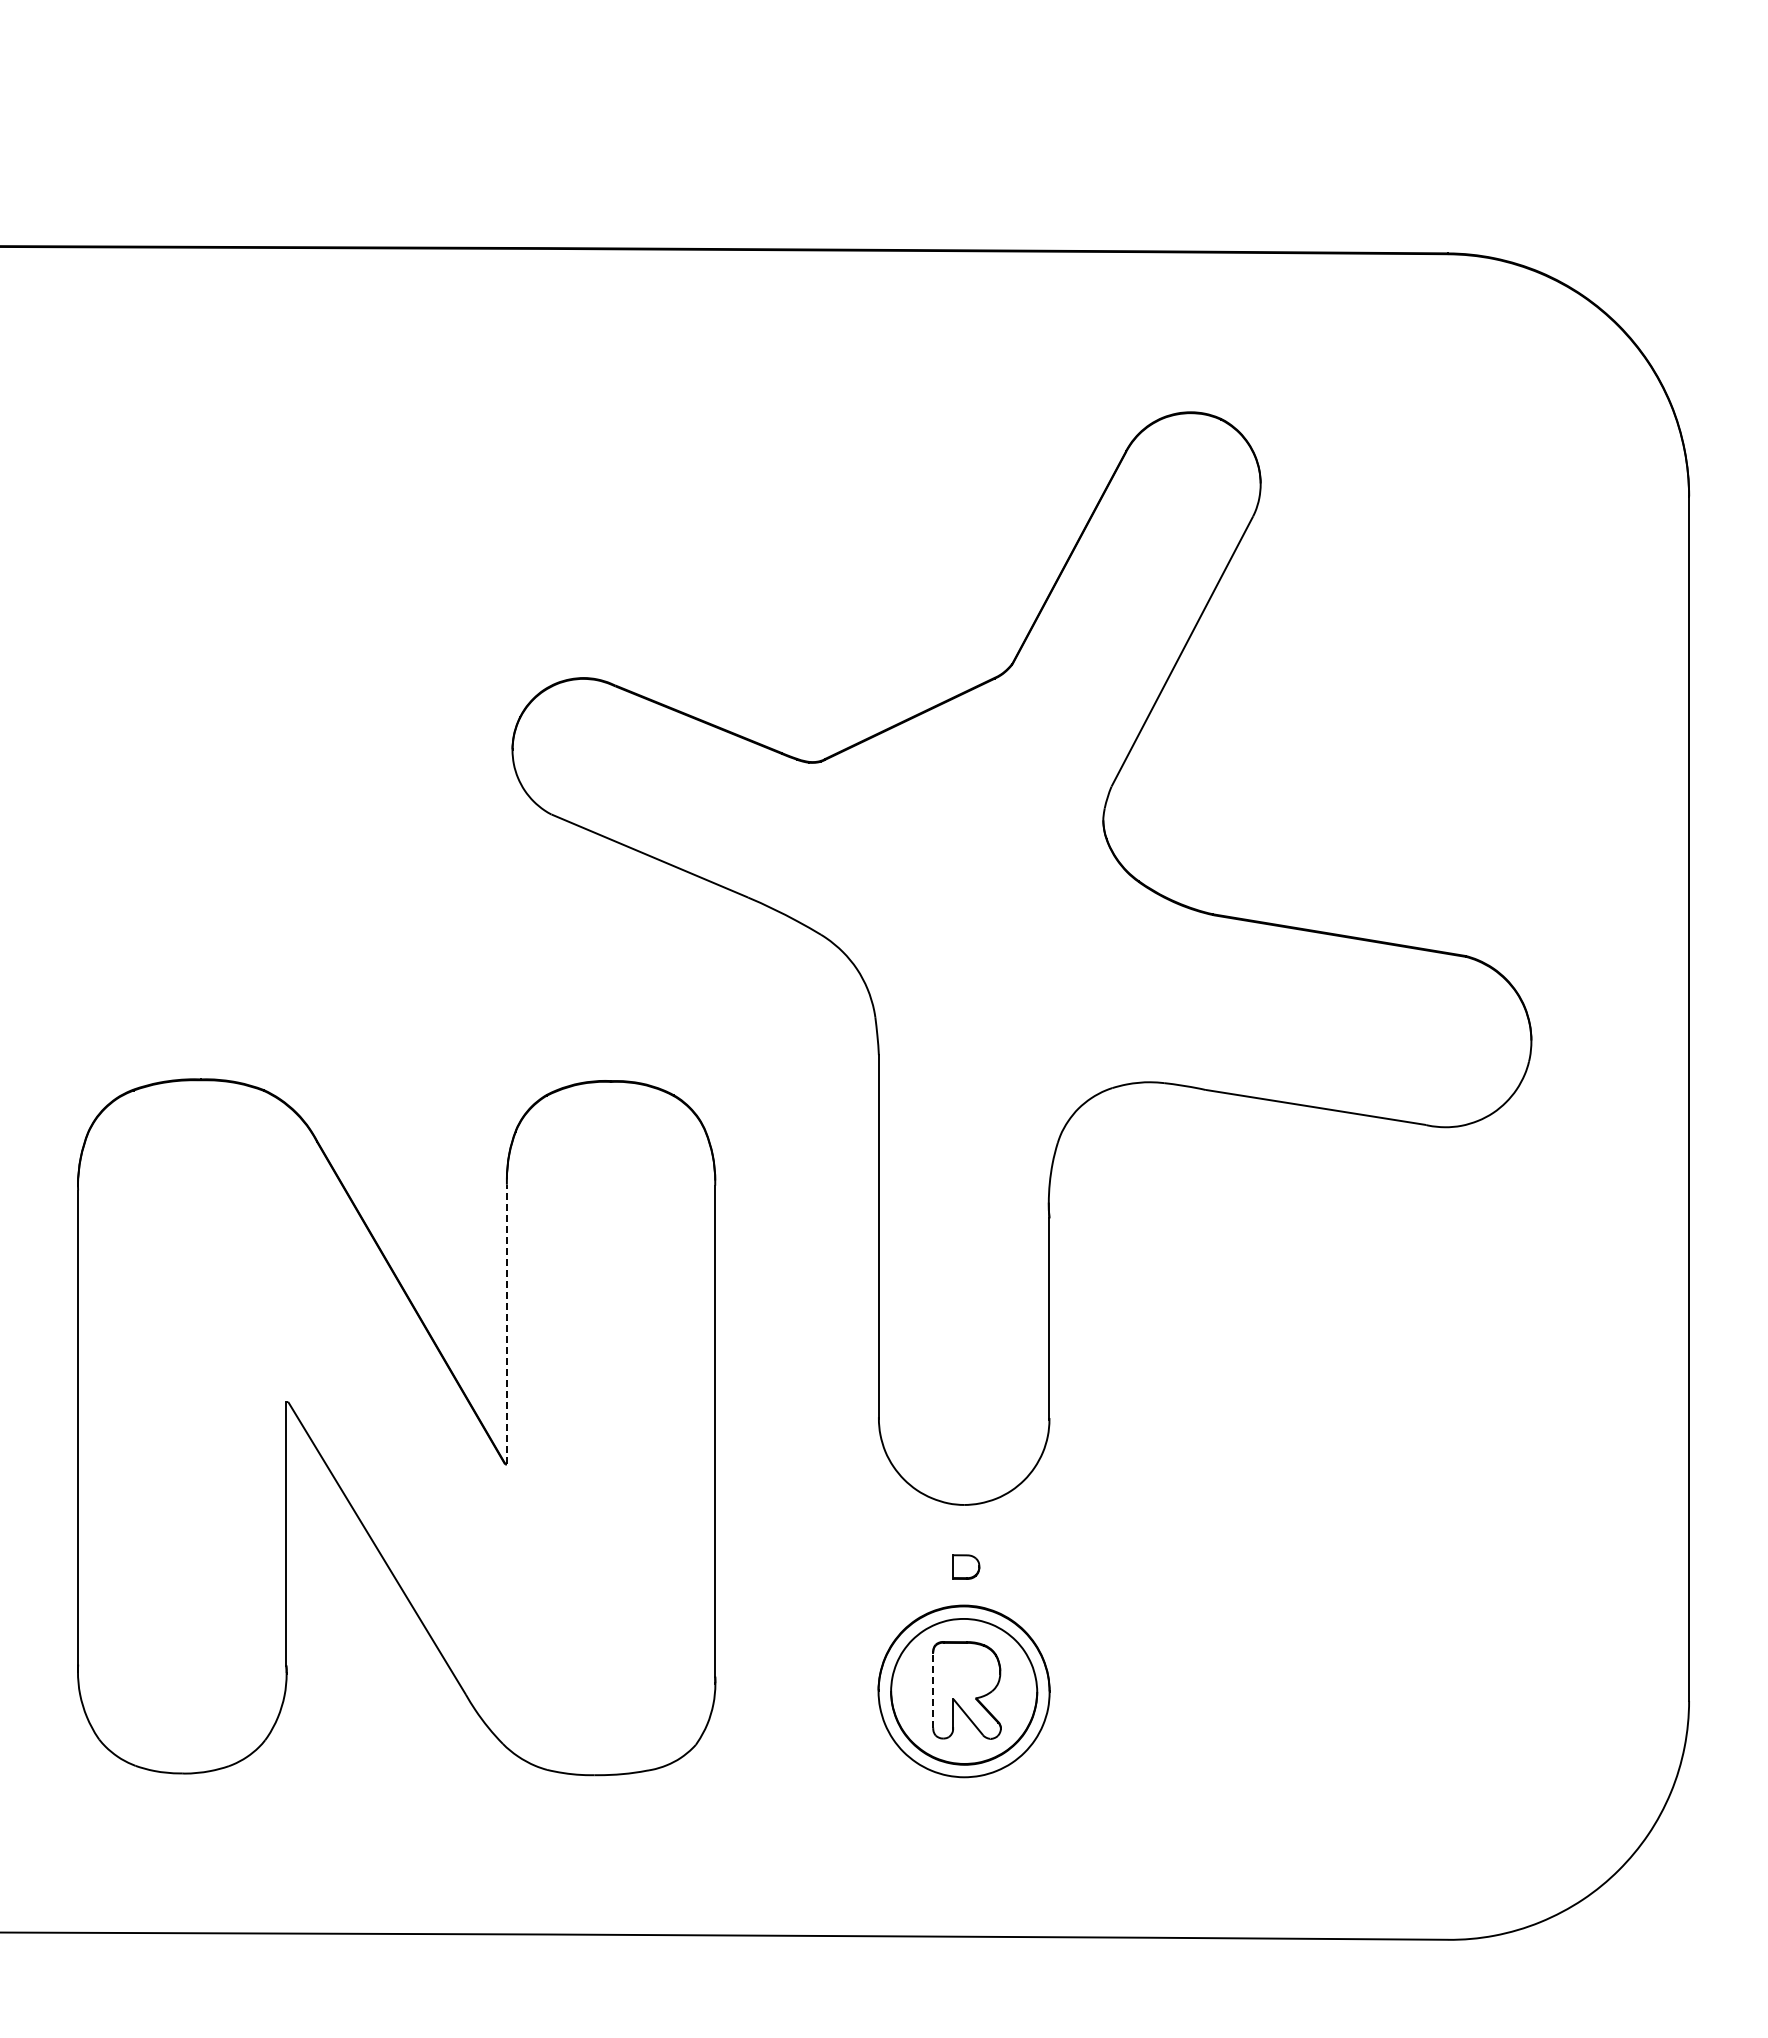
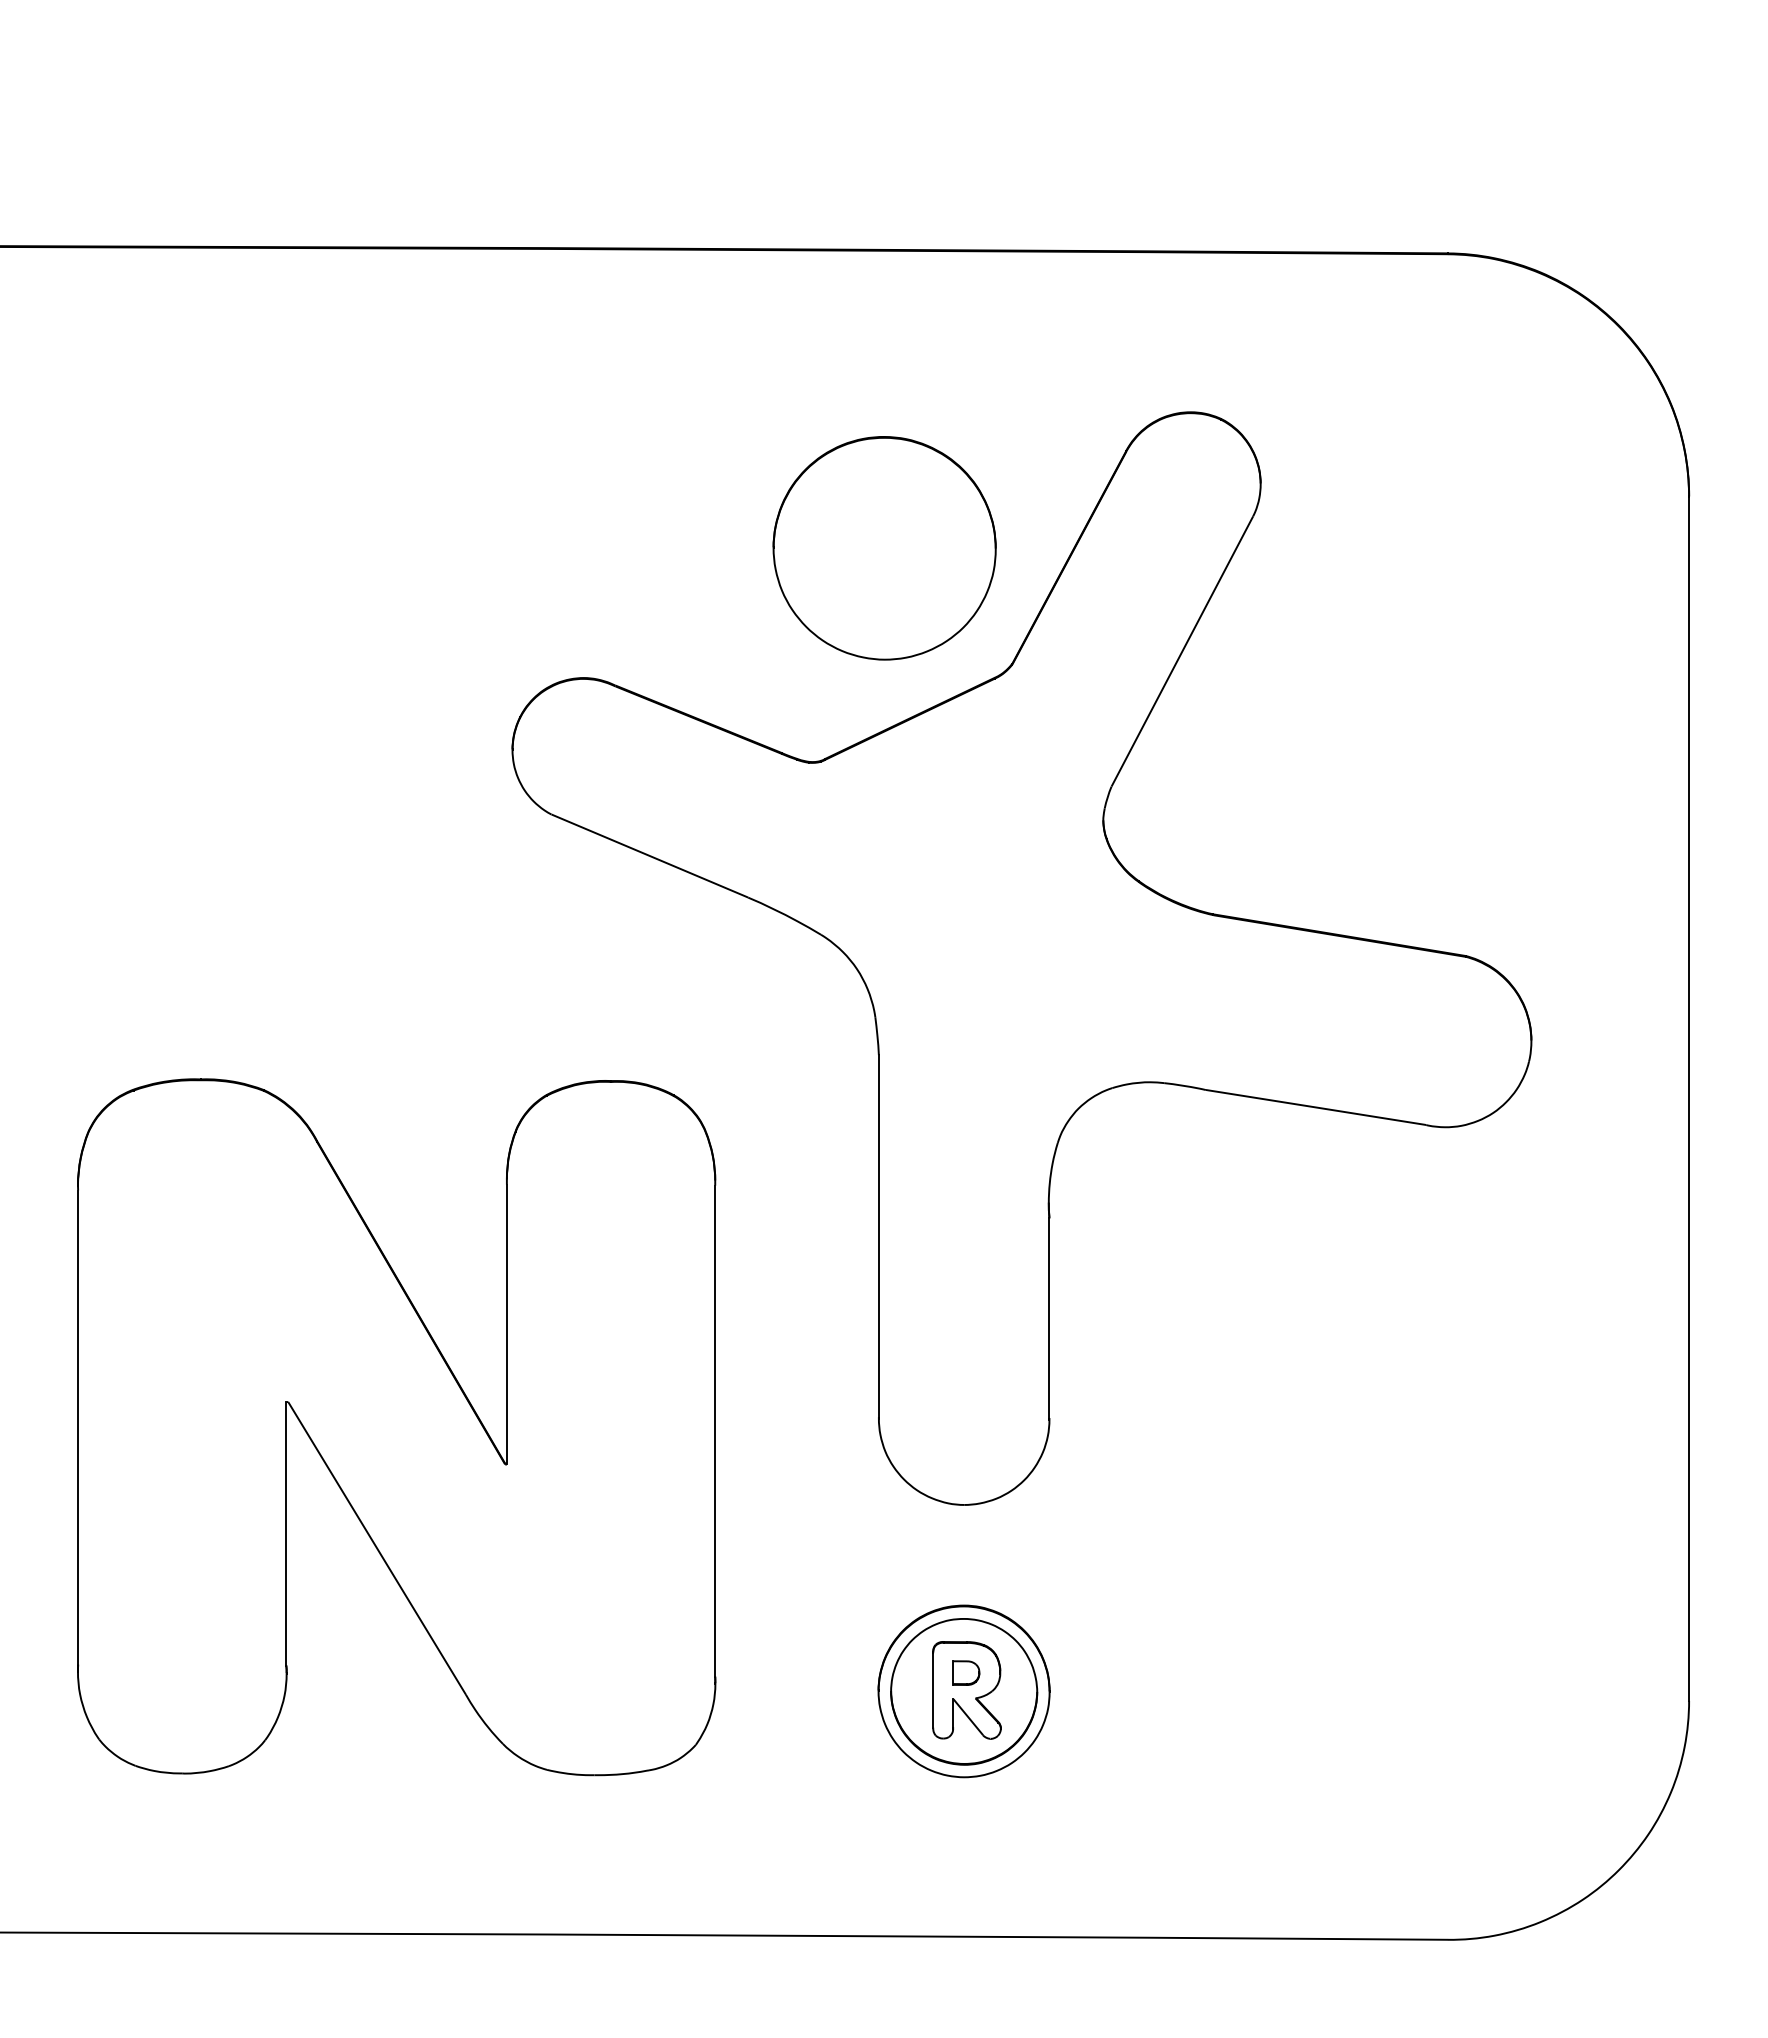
part: none -> present (884, 548)
line: dashed -> solid (506, 1324)
part position: (966, 1566) -> (966, 1672) (966, 1672)
line: dashed -> solid (933, 1690)
